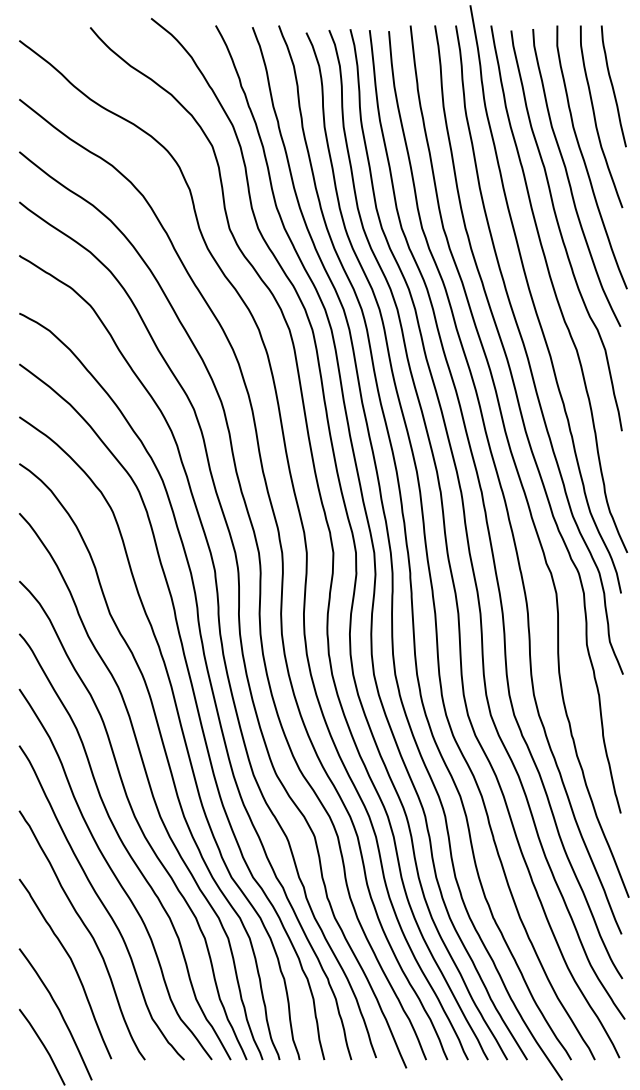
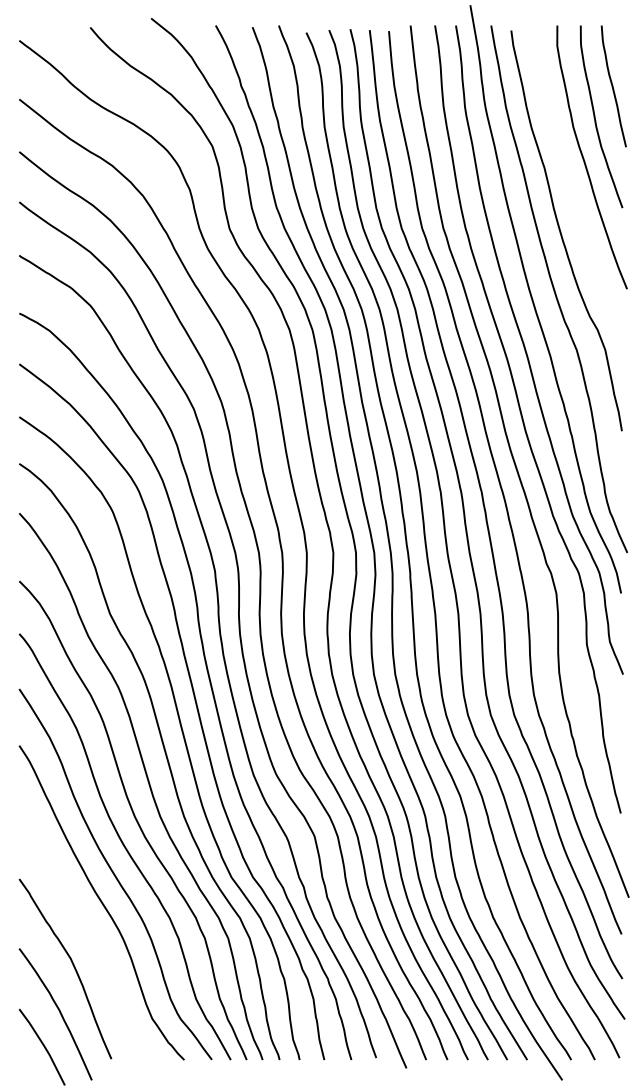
curve: present -> none (569, 178)
curve: present -> none (87, 931)
